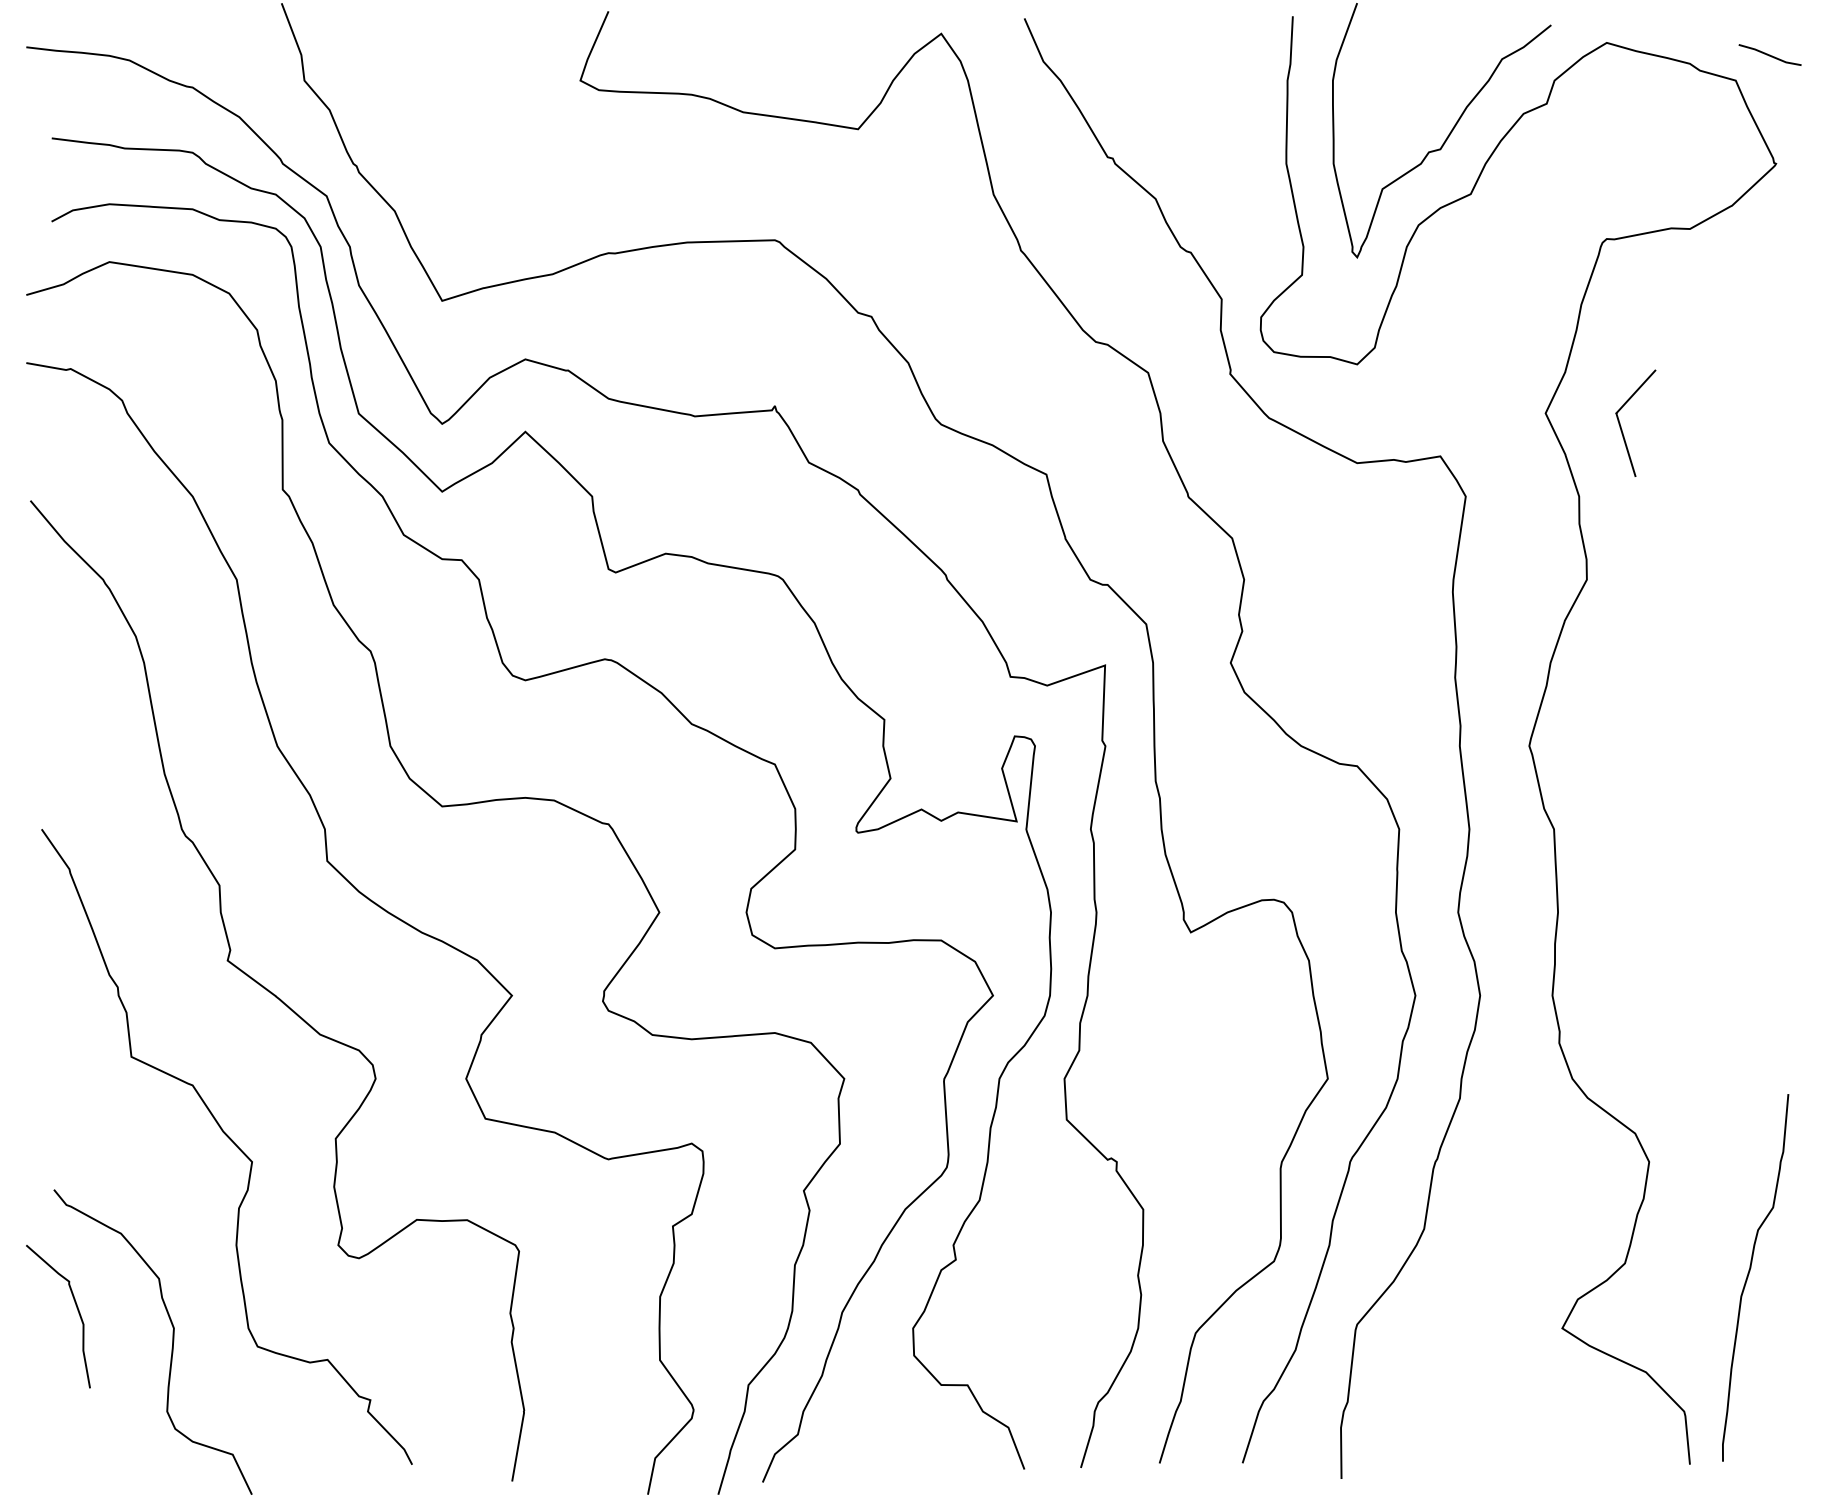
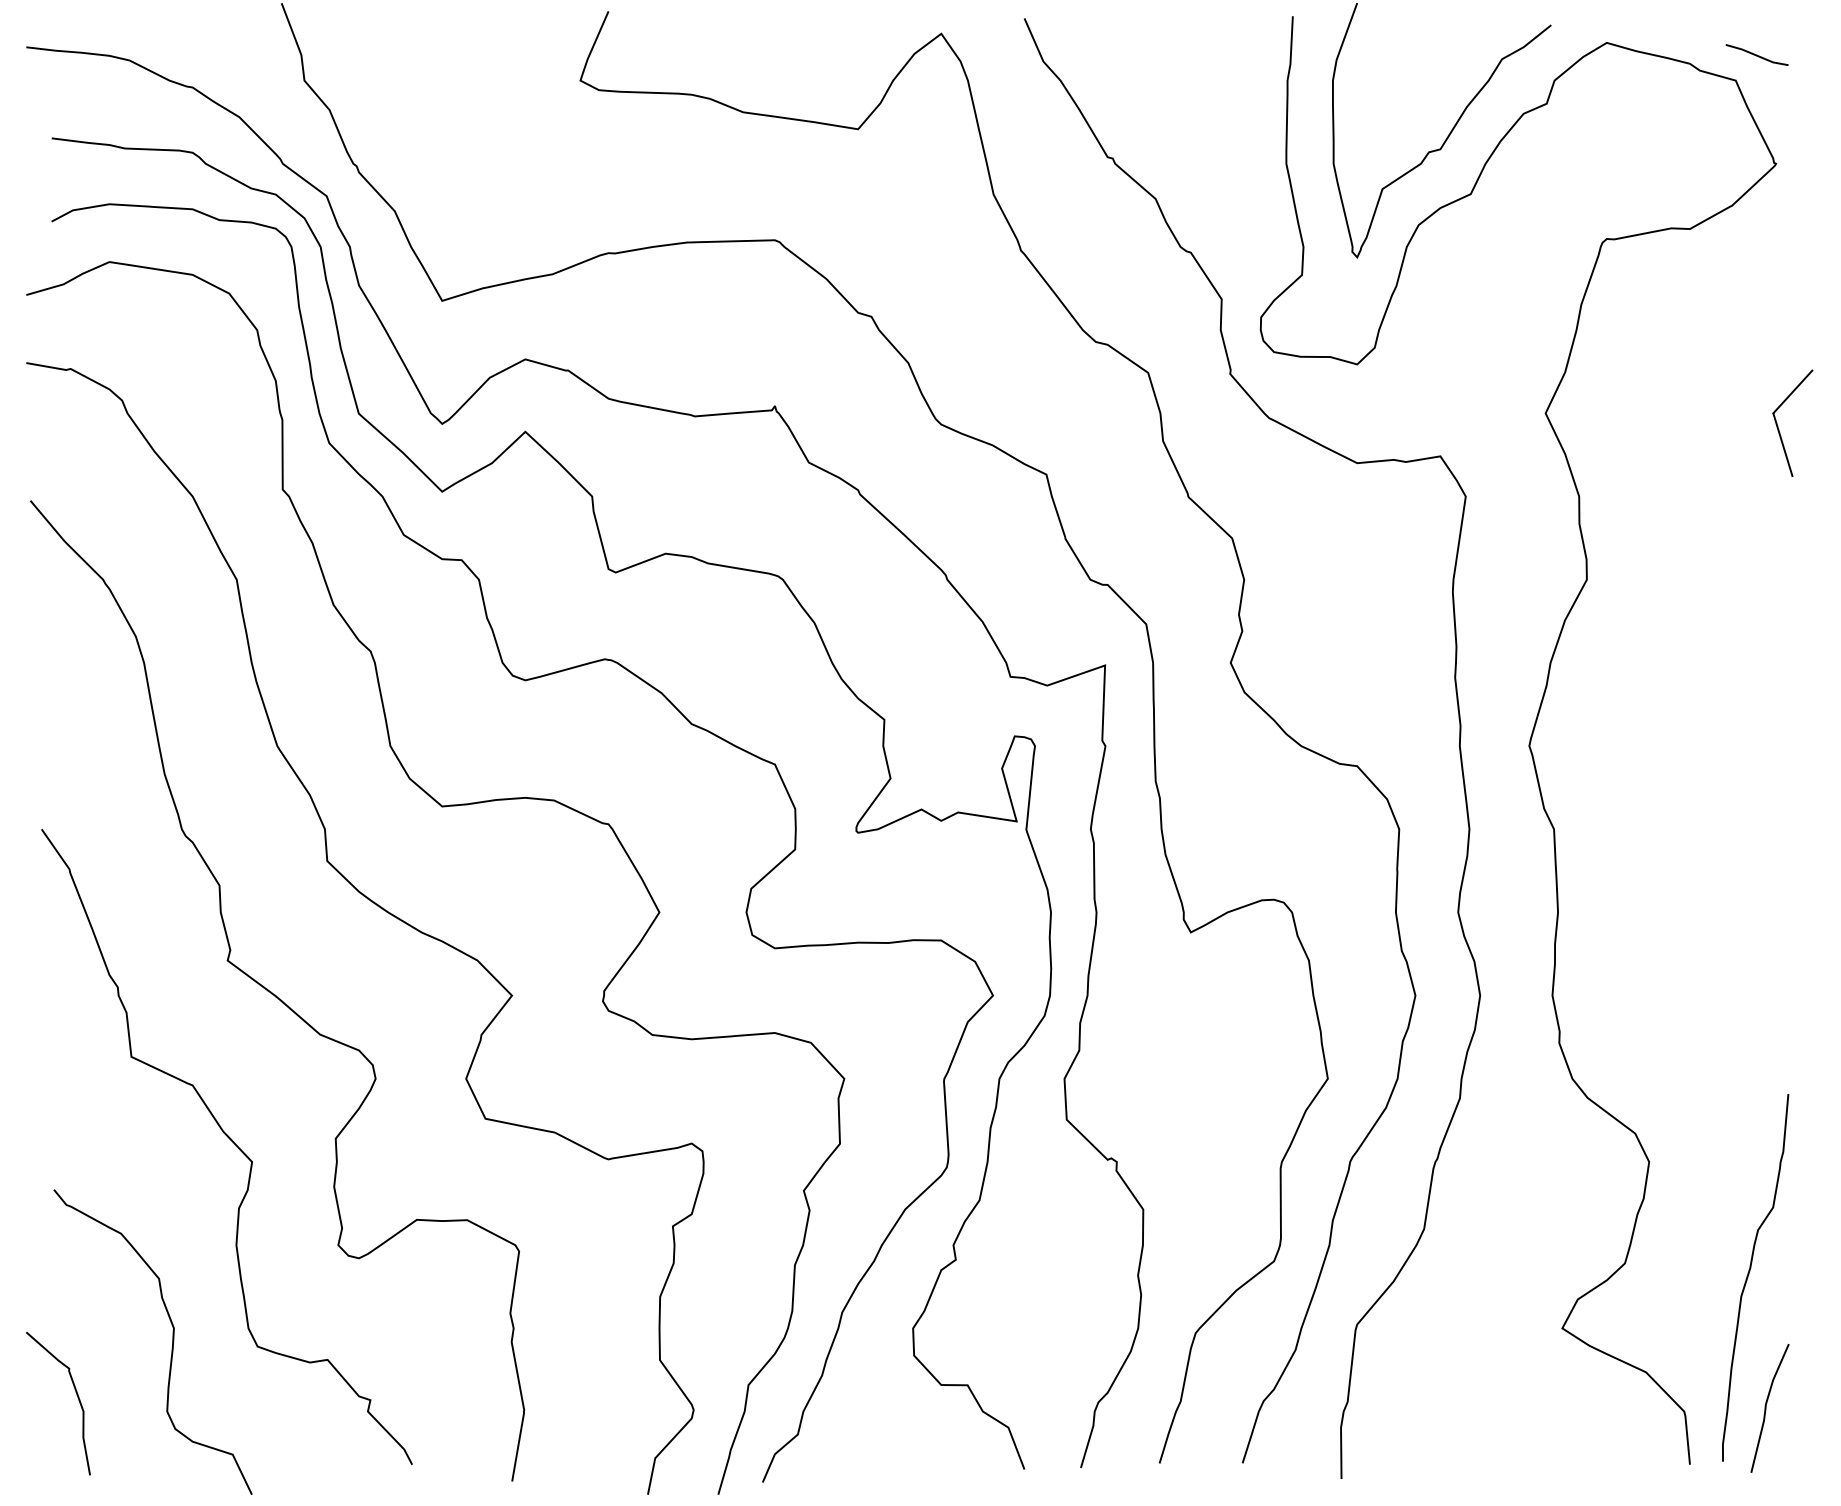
line position: (1769, 54) -> (1756, 54) (1756, 54)
line position: (1621, 426) -> (1778, 426) (1778, 426)
curve position: (77, 1311) -> (77, 1398) (77, 1398)
curve: none -> present (1766, 1408)
